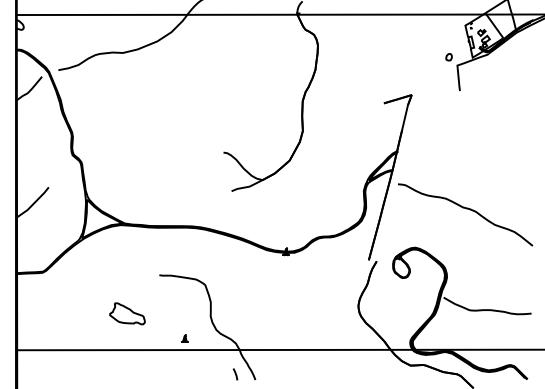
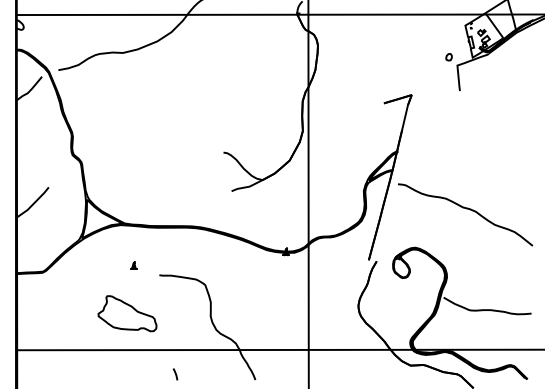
line: none -> present (308, 193)
part size: 37x24 px -> 61x38 px (127, 313)
part position: (184, 338) -> (133, 265) (133, 265)
line position: (235, 374) -> (175, 374) (175, 374)
